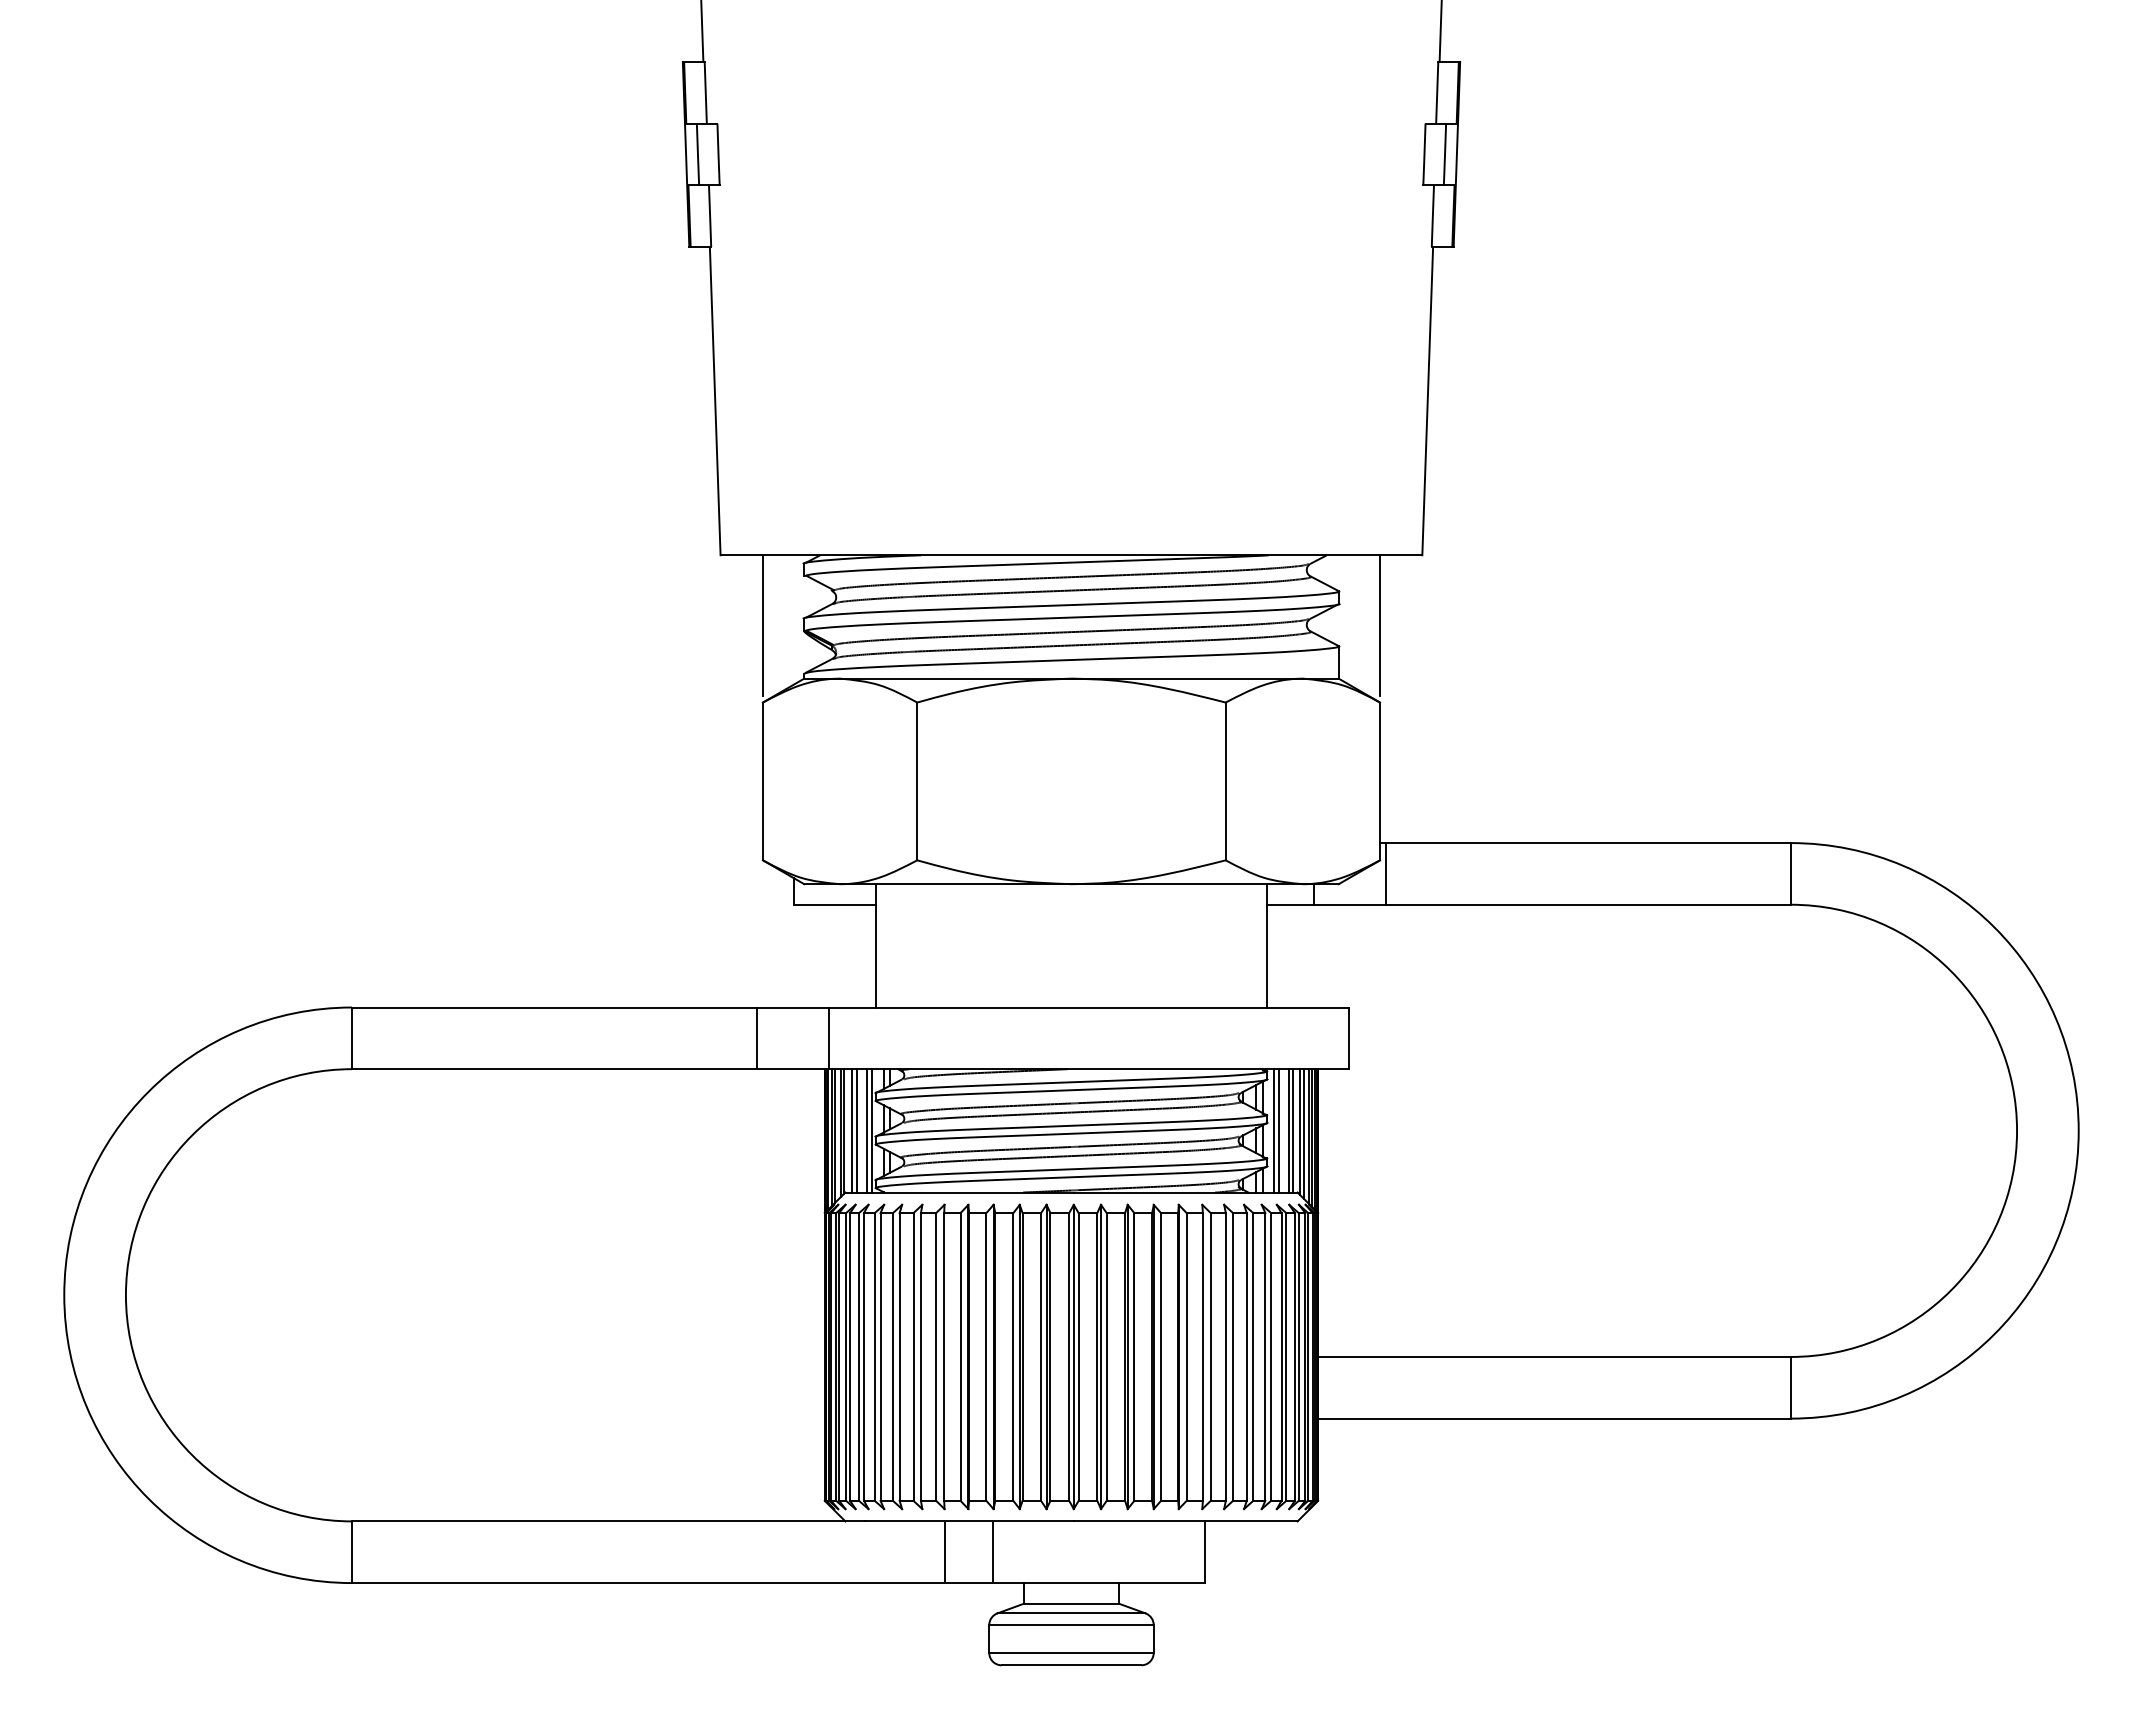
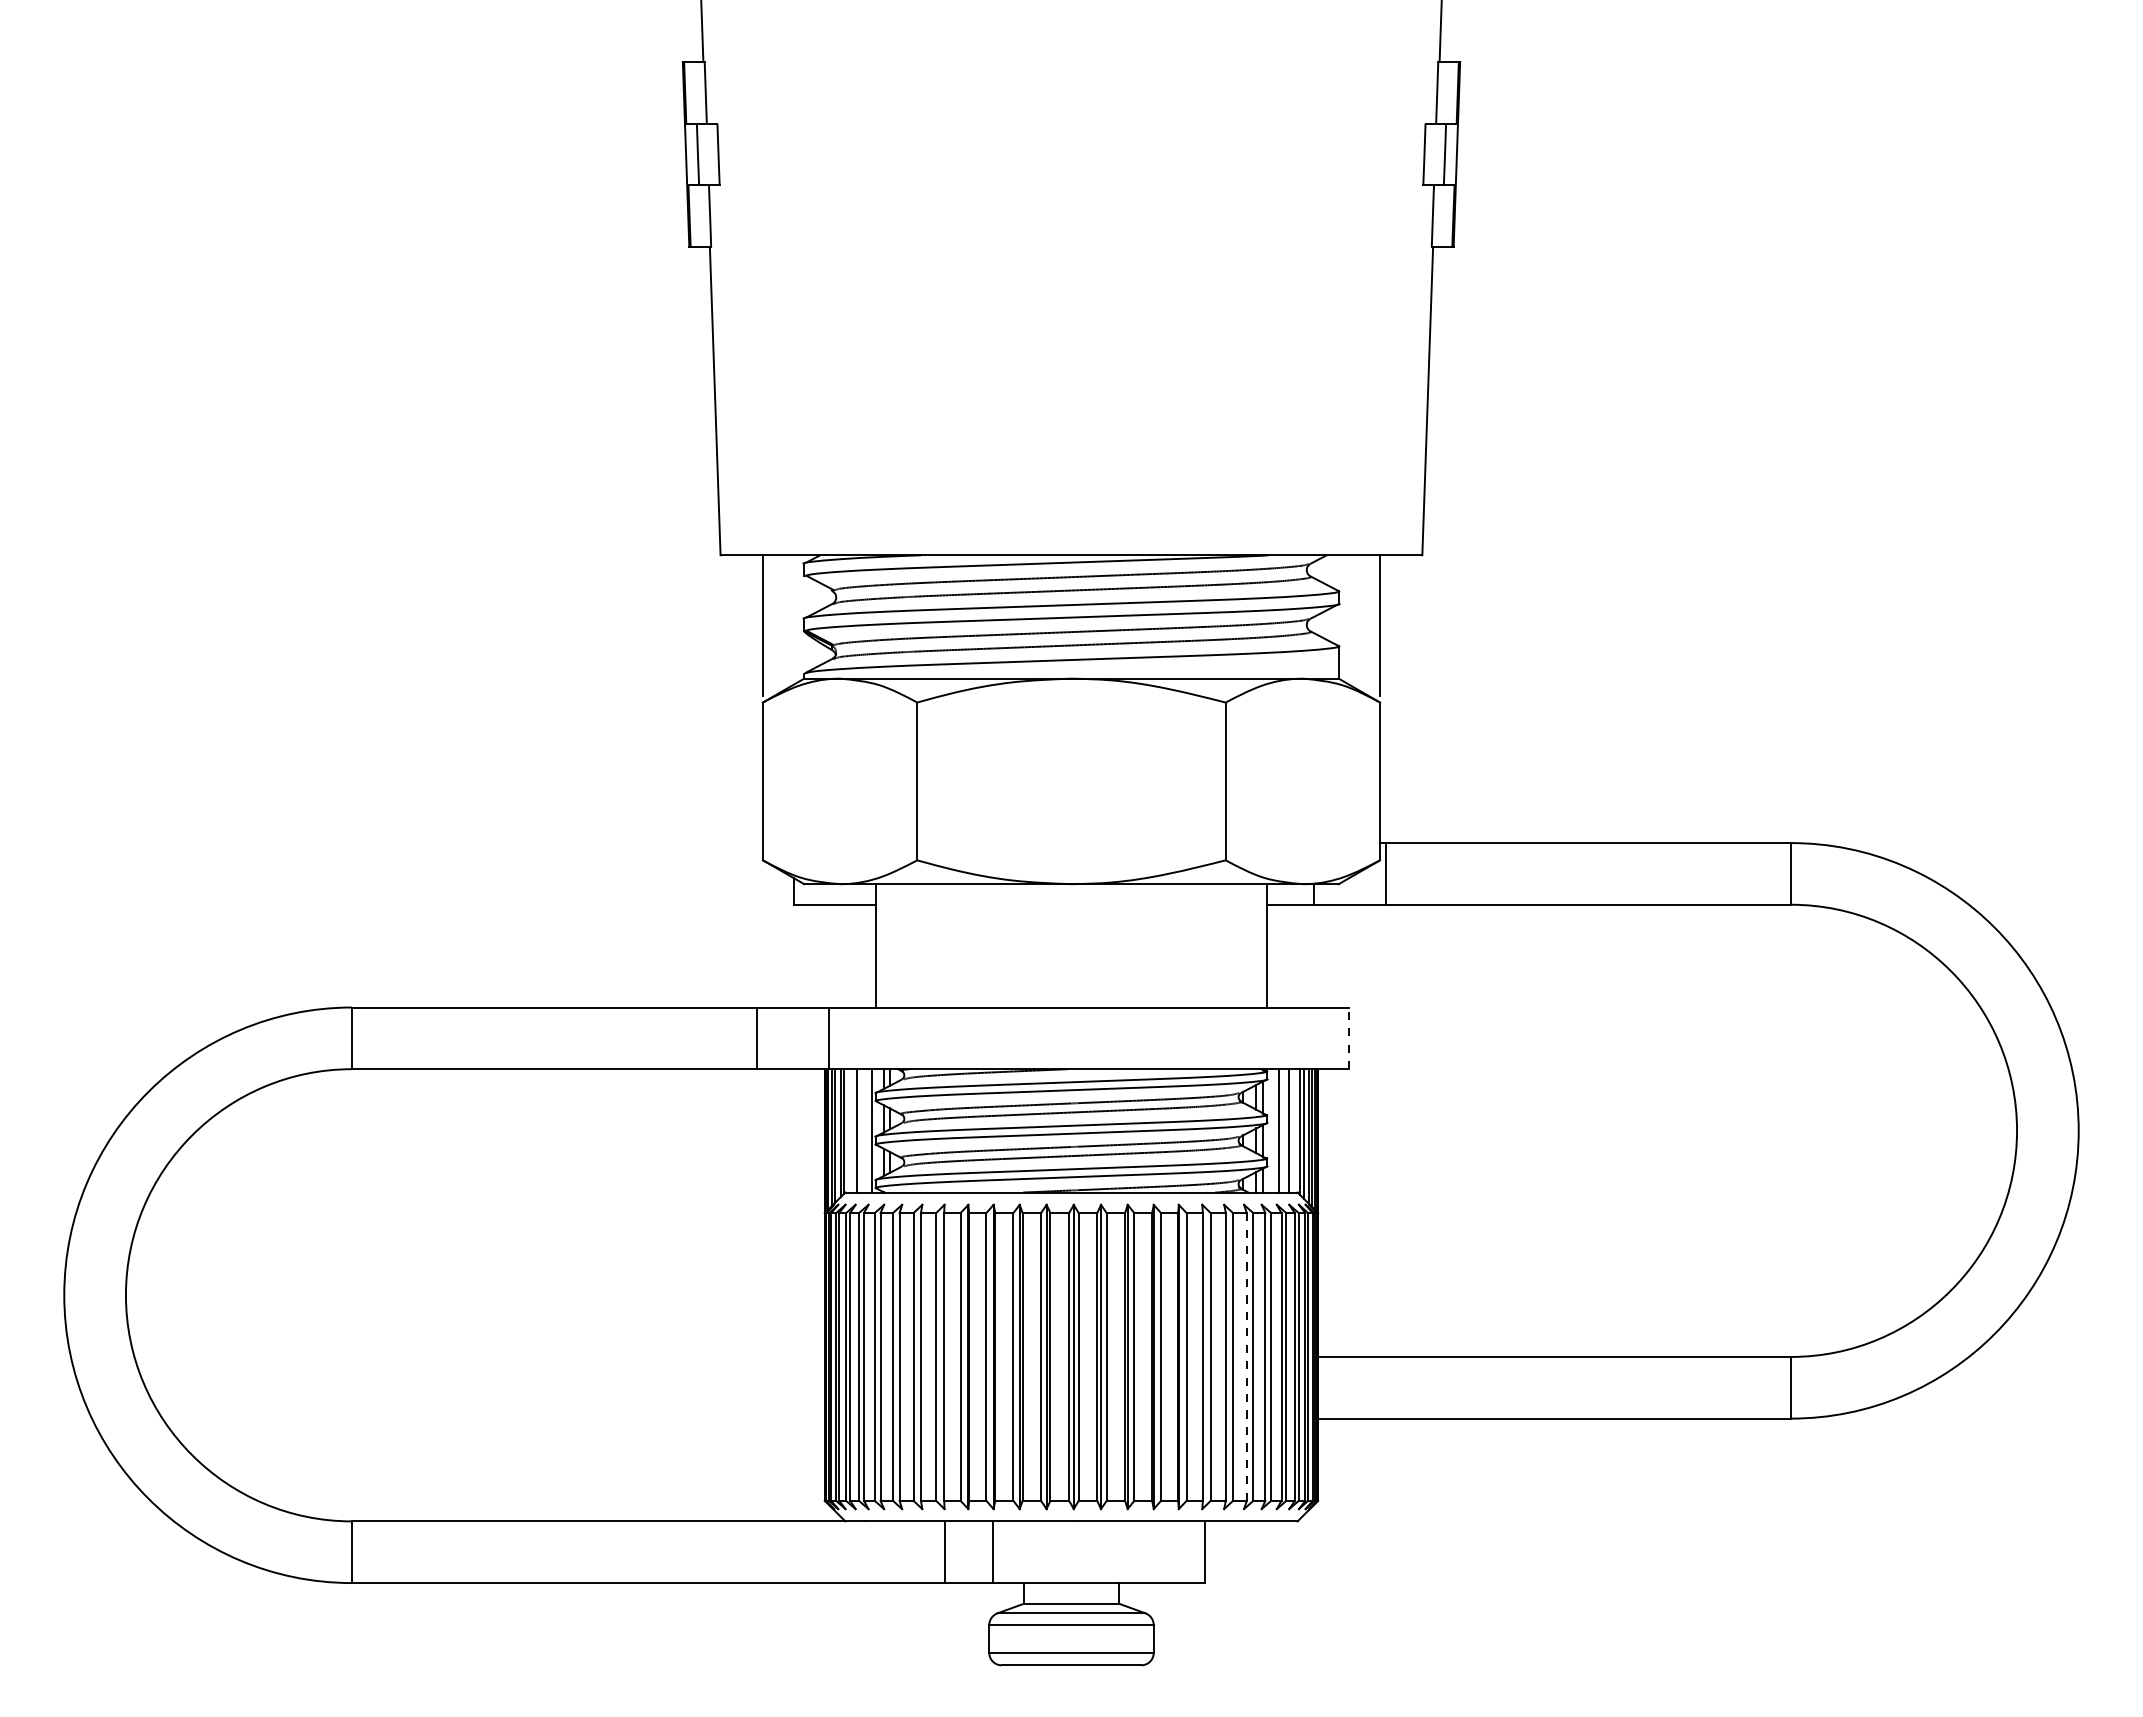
line: solid -> dashed (1348, 1038)
line: present -> none (852, 1130)
line: present -> none (866, 1130)
line: present -> none (1273, 1130)
line: present -> none (1292, 1130)
line: solid -> dashed (1246, 1356)
